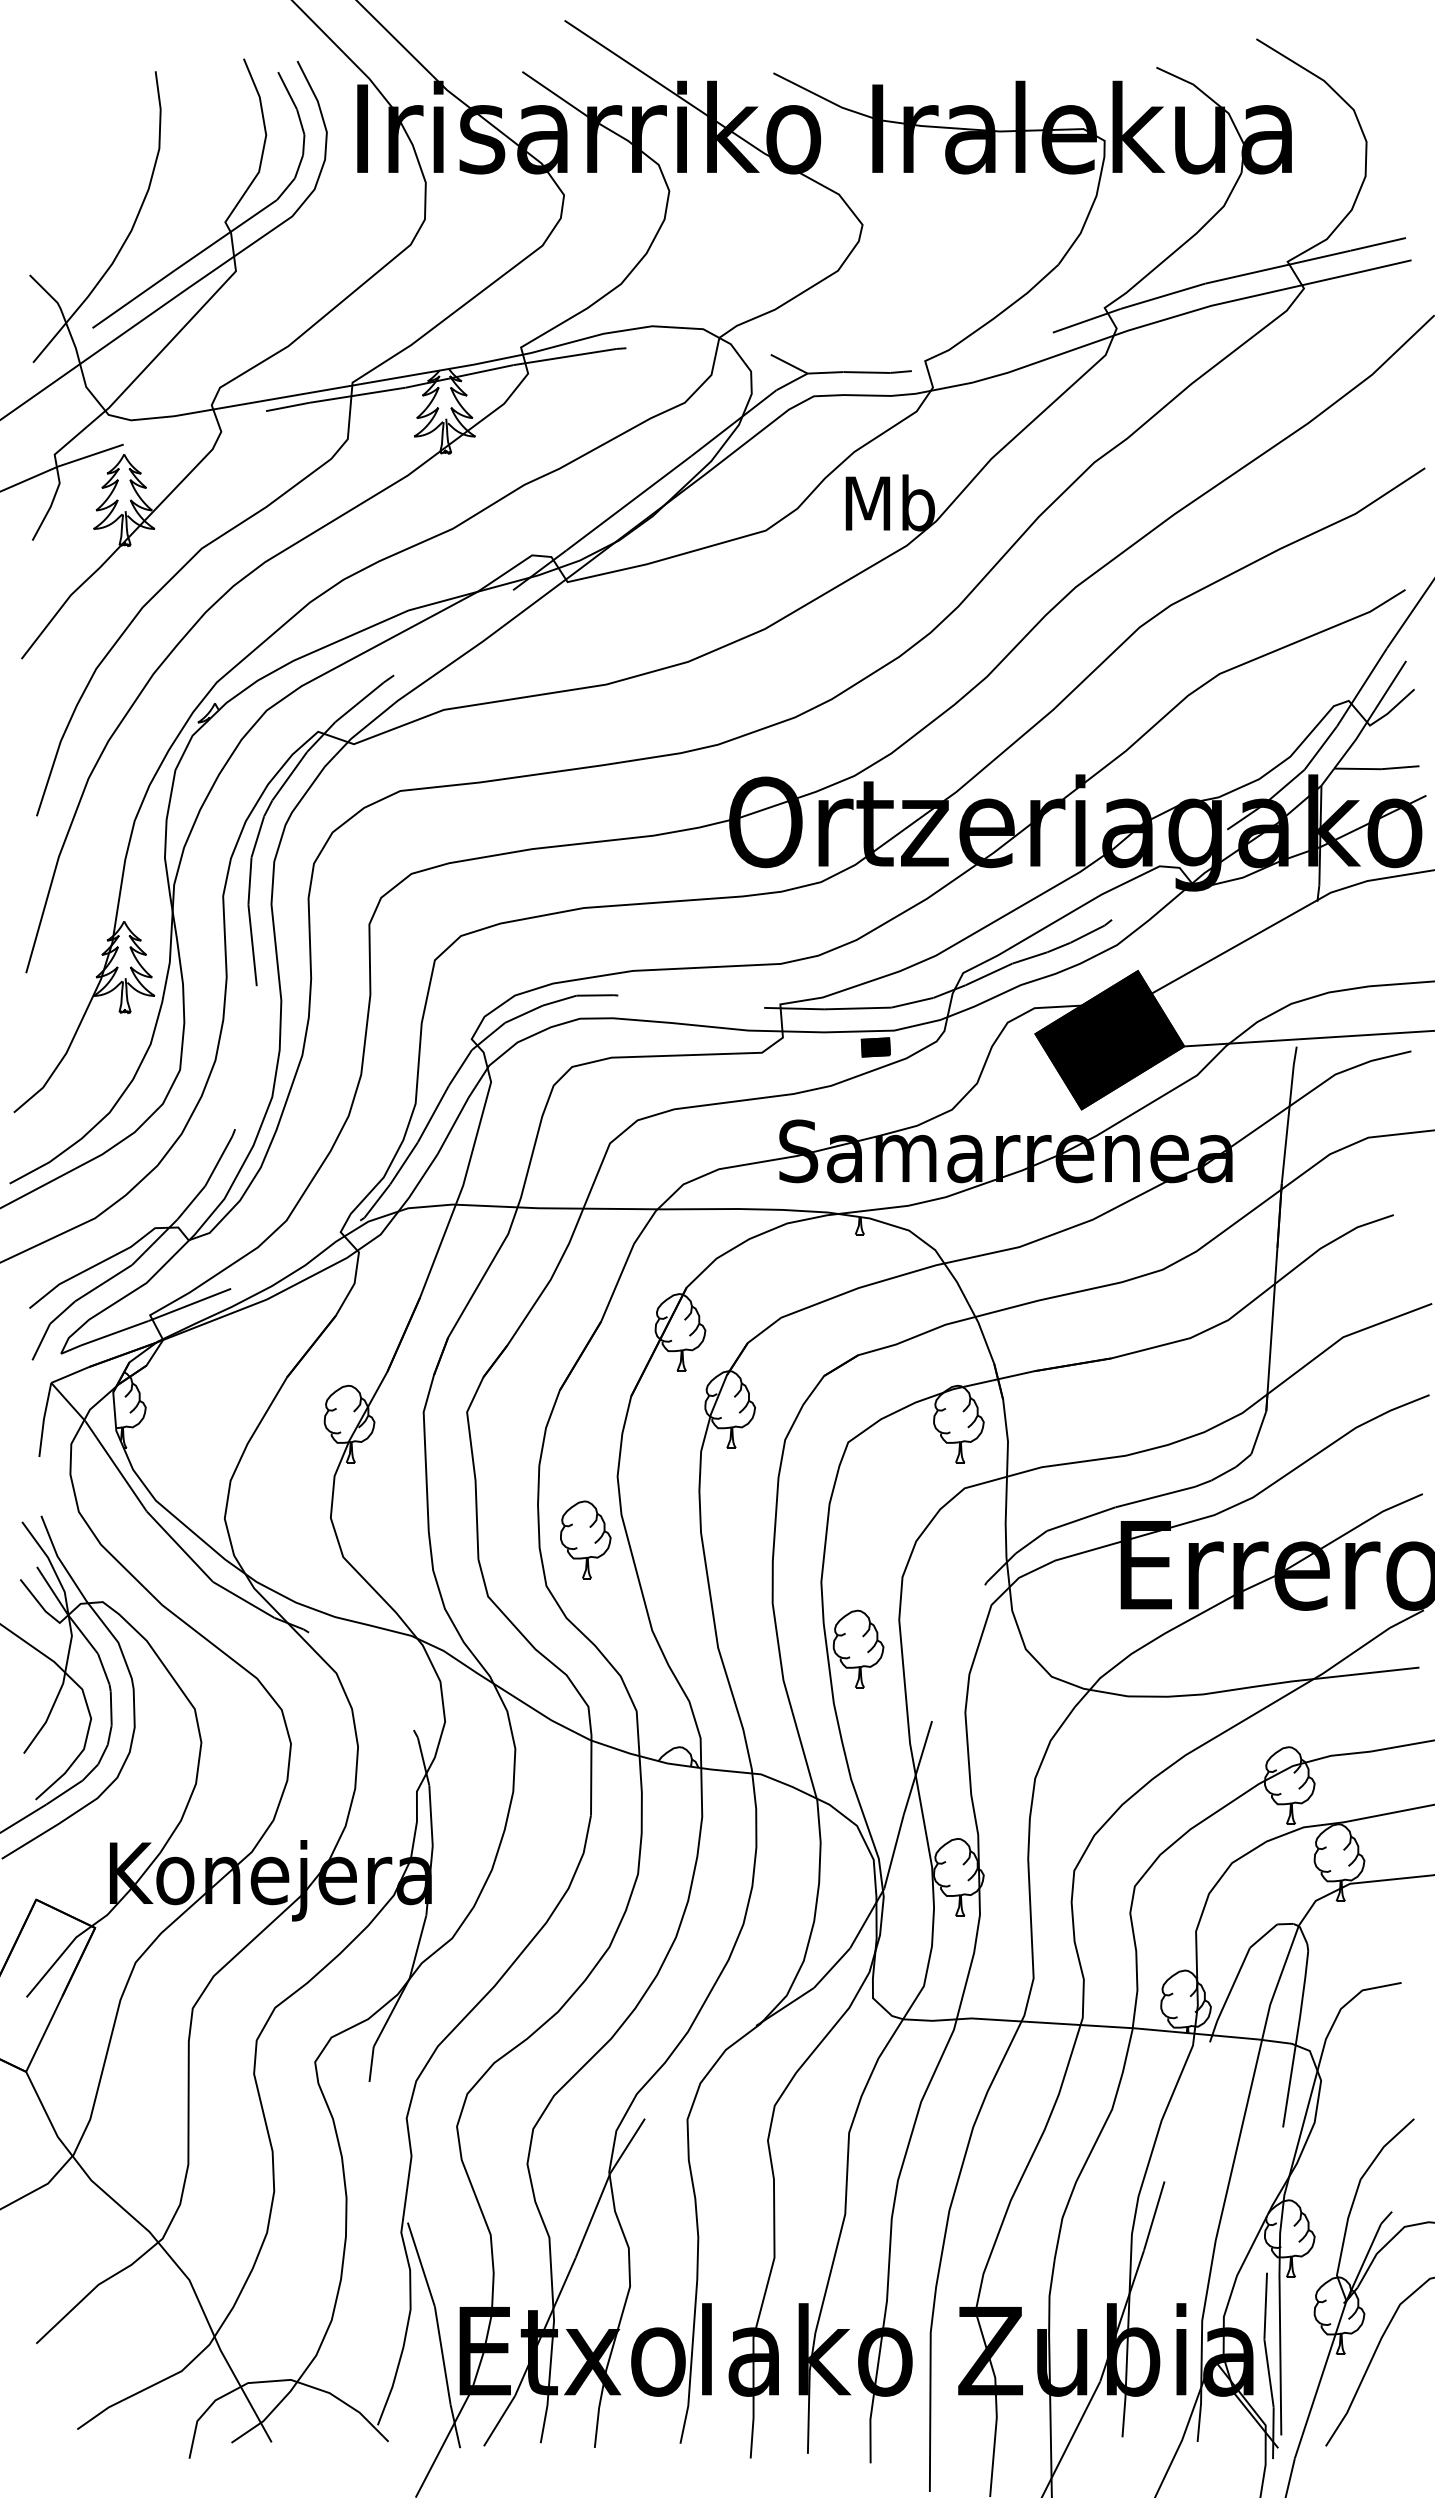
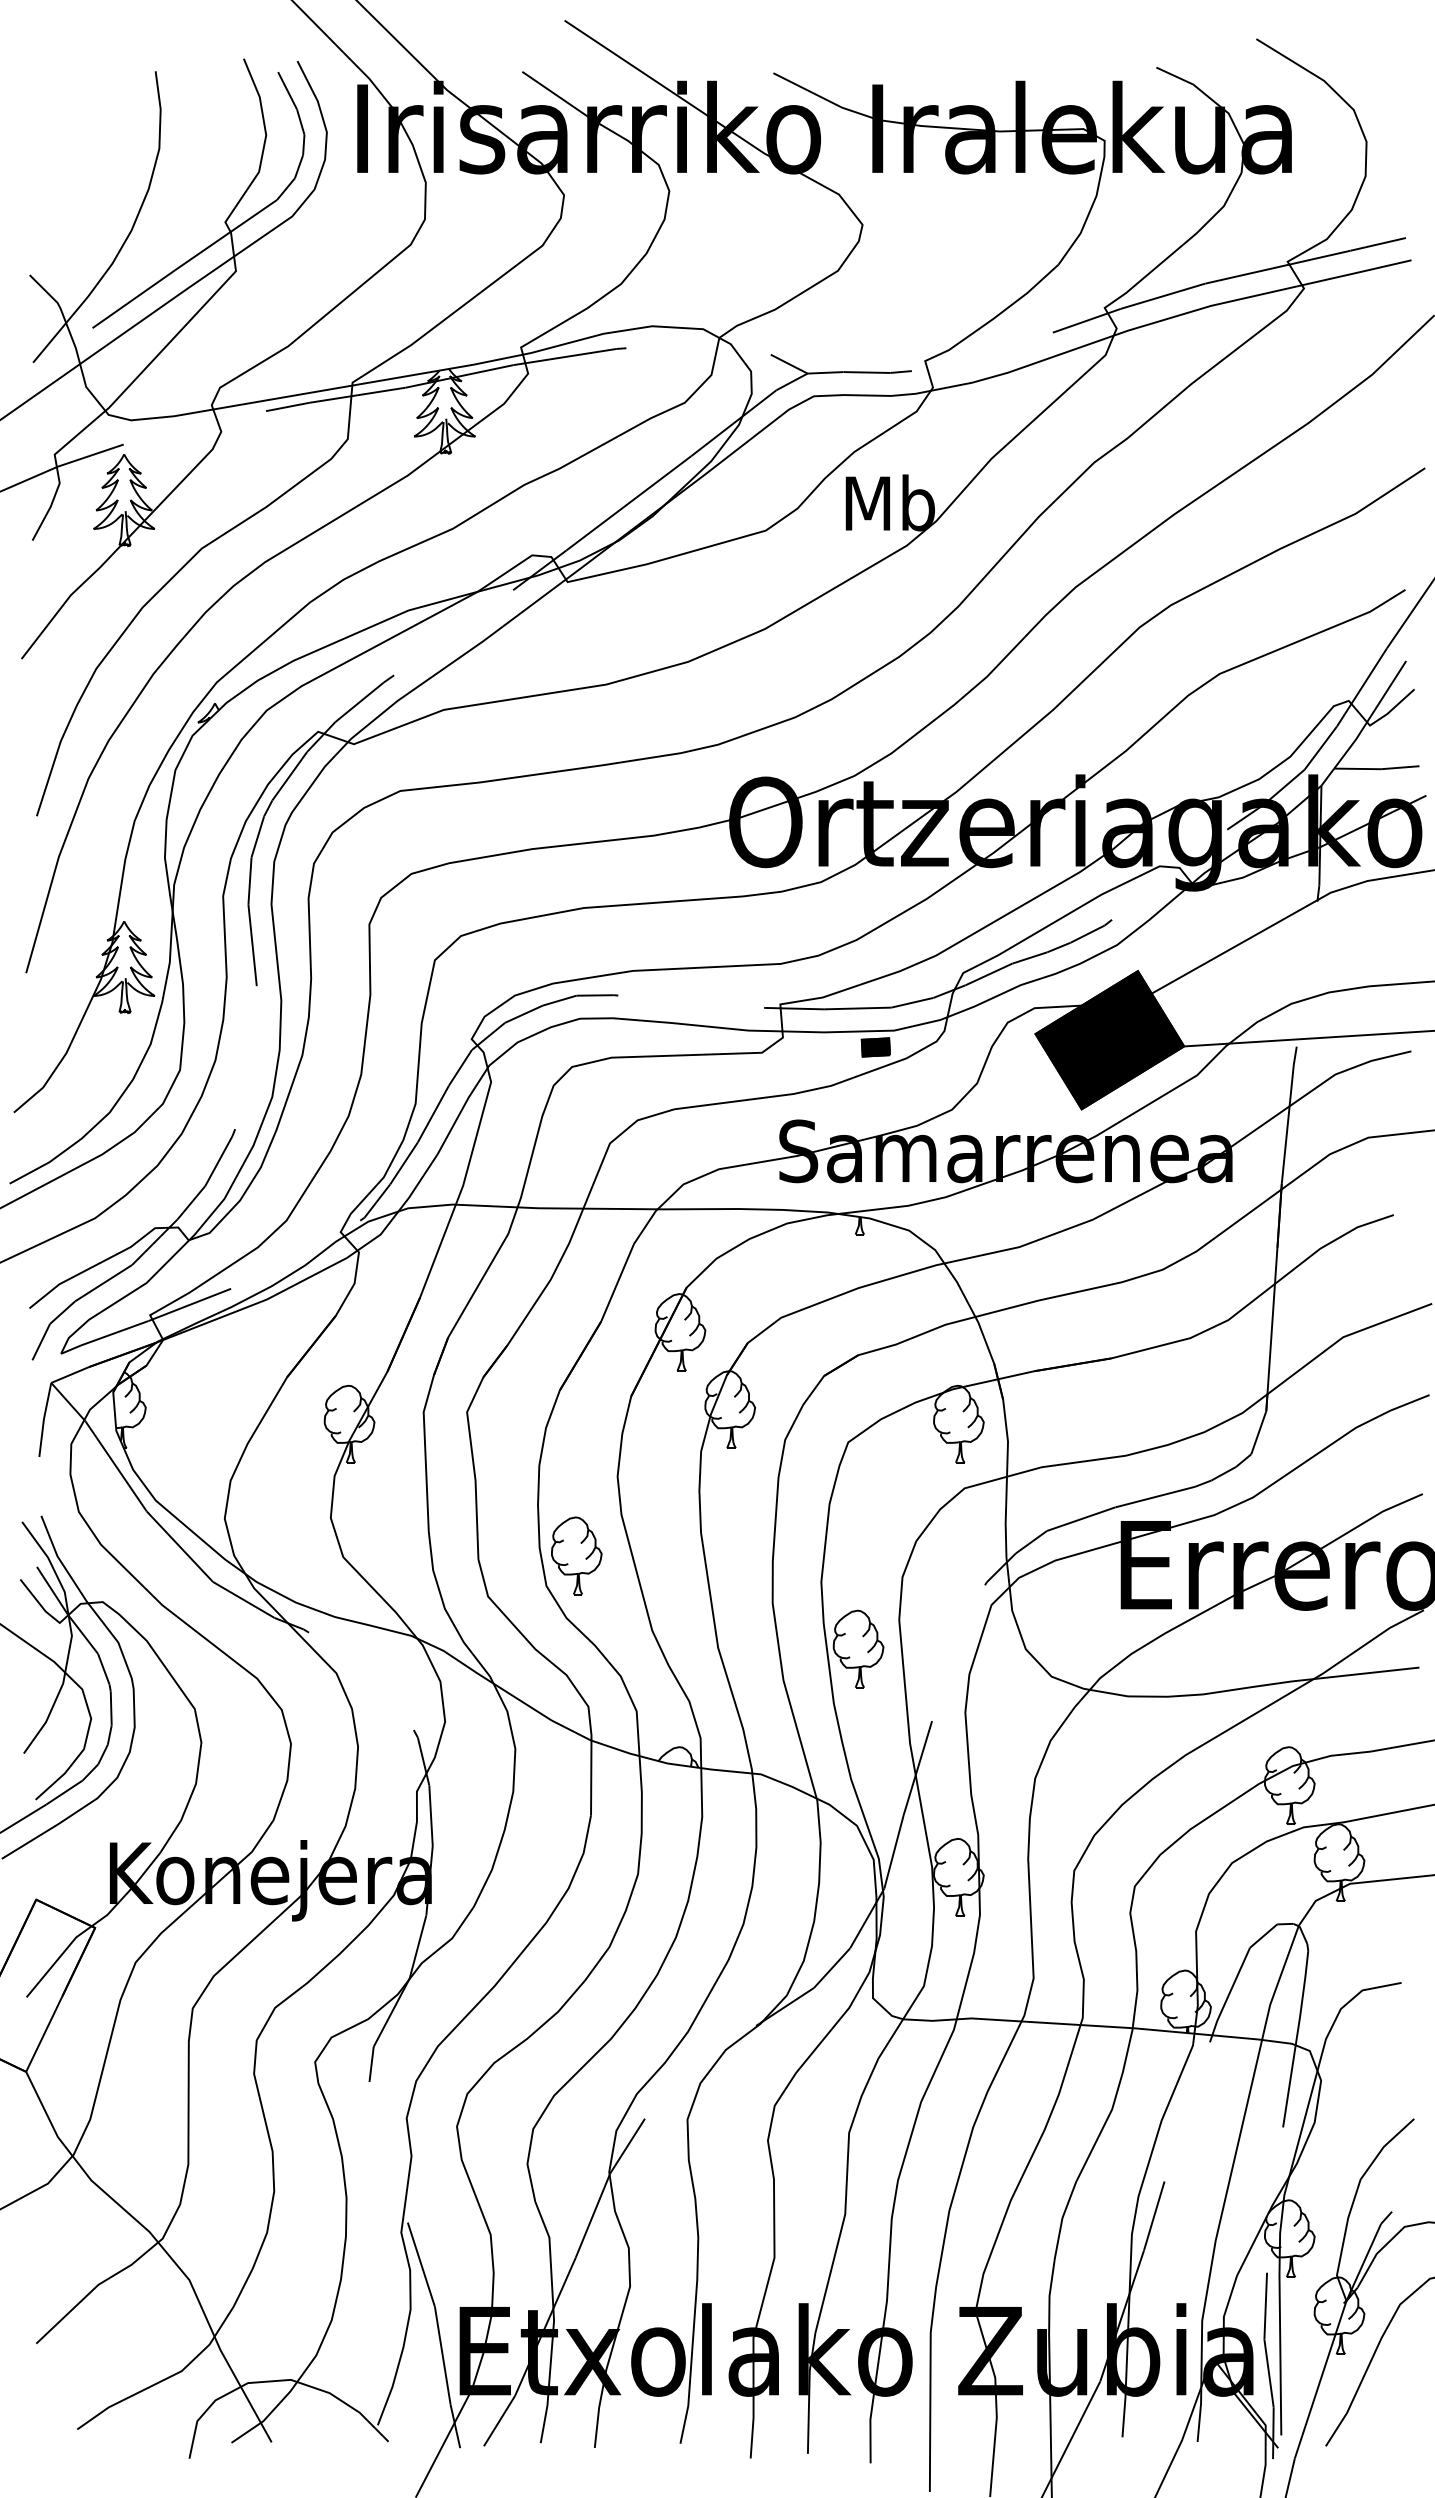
part position: (585, 1539) -> (576, 1555) (576, 1555)
